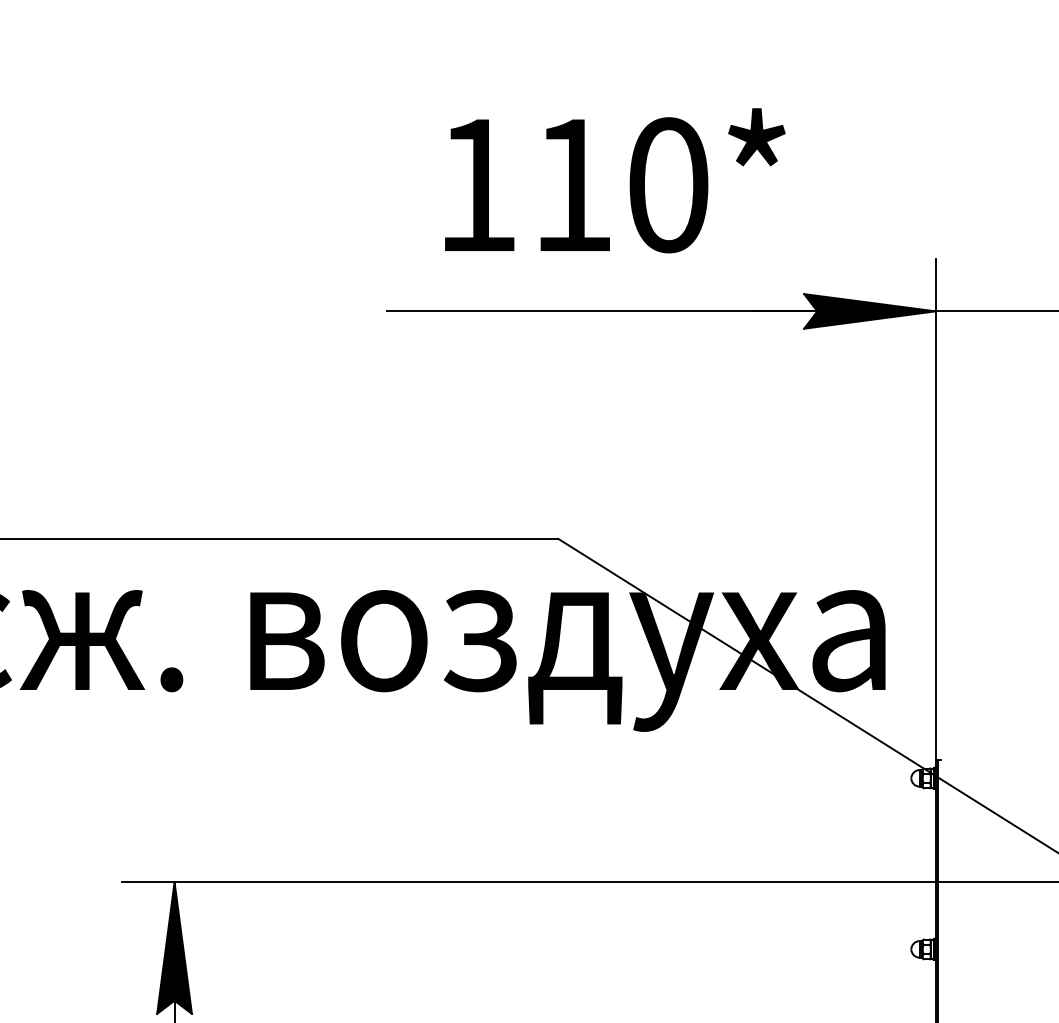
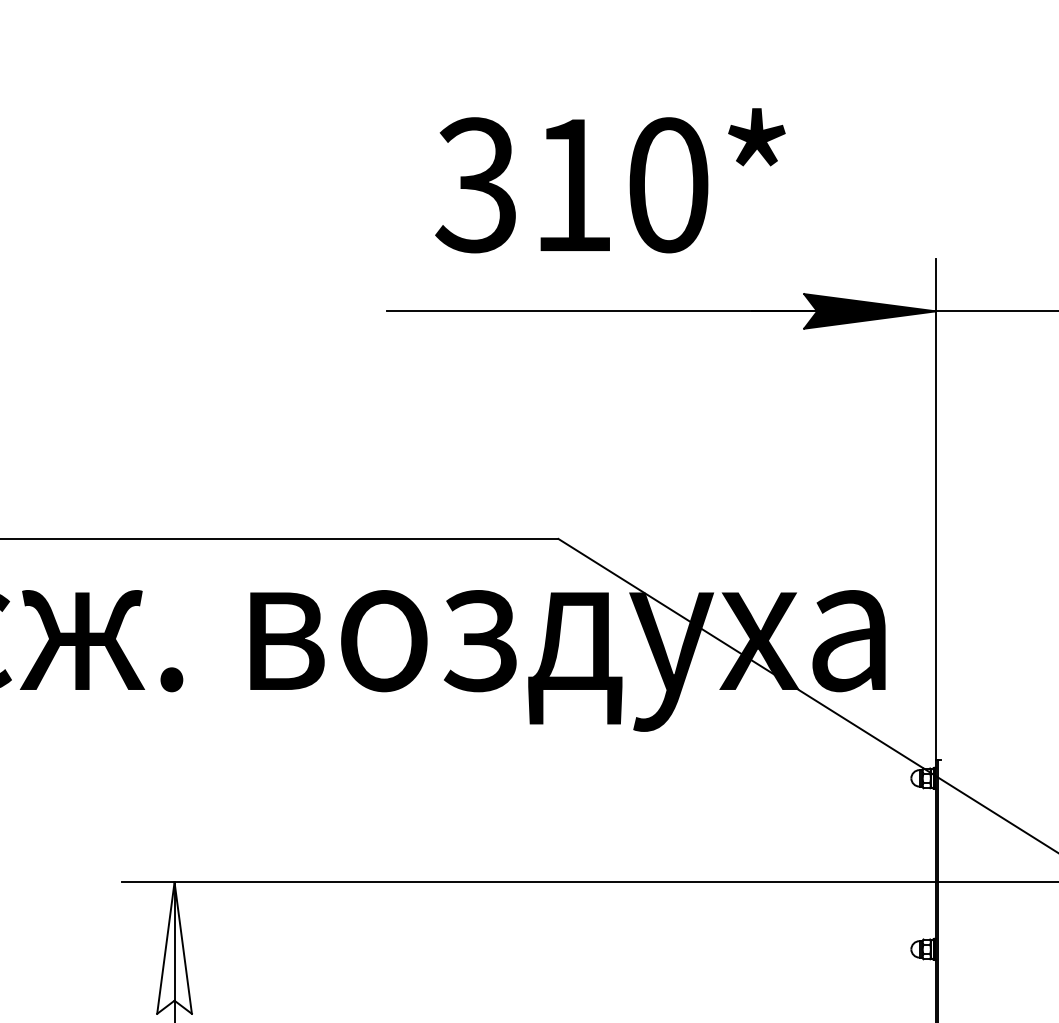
text: 110* -> 310* (475, 185)
fill: present -> none (174, 947)
